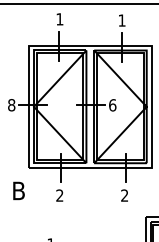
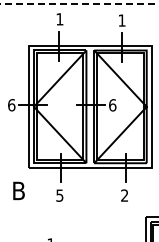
line: solid -> dashed (79, 3)
text: 8 -> 6 (11, 105)
text: 2 -> 5 (59, 195)
